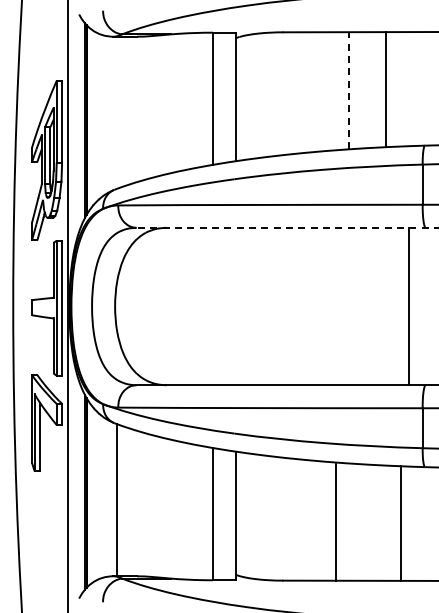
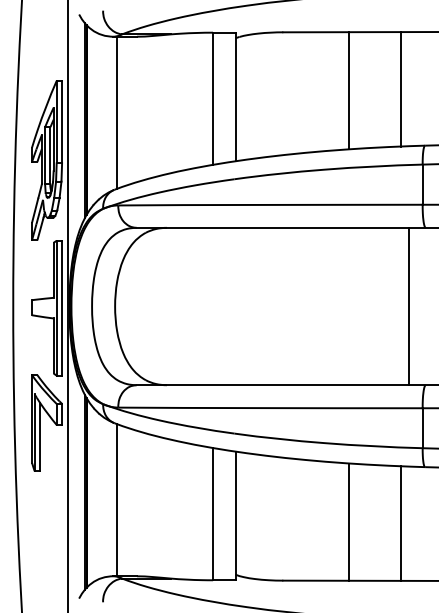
line position: (386, 89) -> (401, 89) (401, 89)
line: dashed -> solid (349, 90)
line: none -> present (116, 112)
line: dashed -> solid (287, 227)
line position: (336, 521) -> (349, 521) (349, 521)
